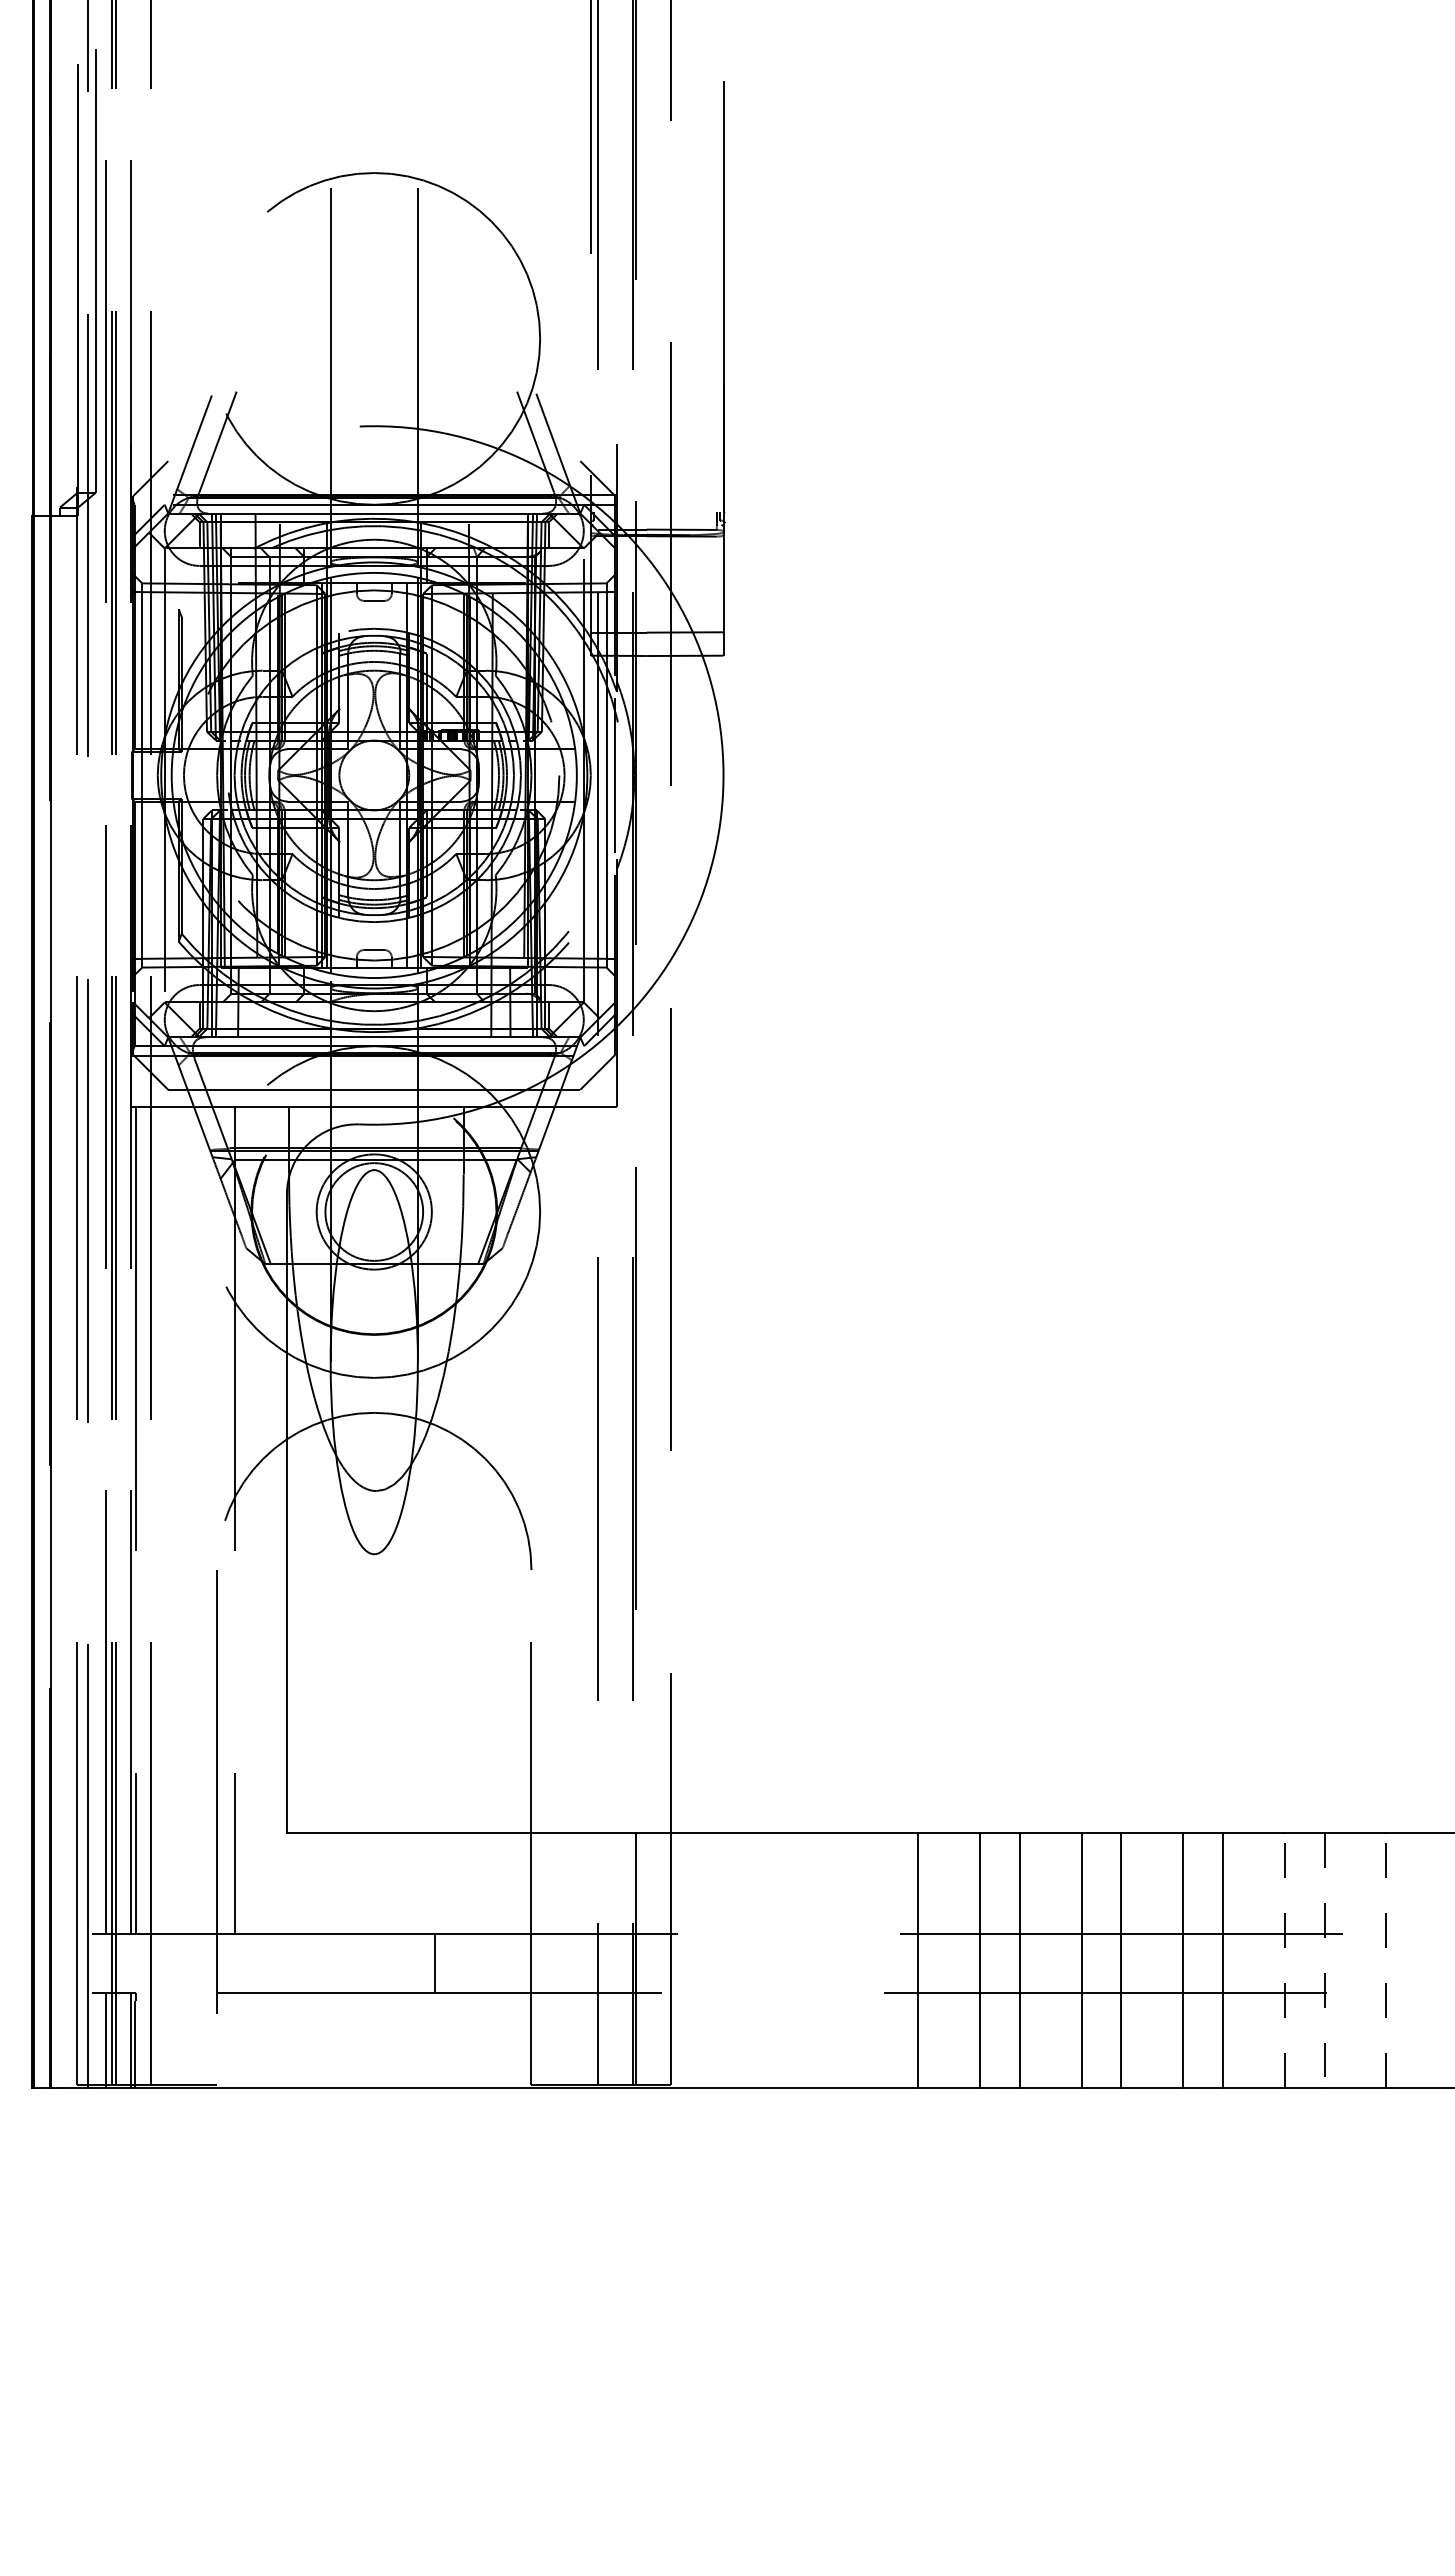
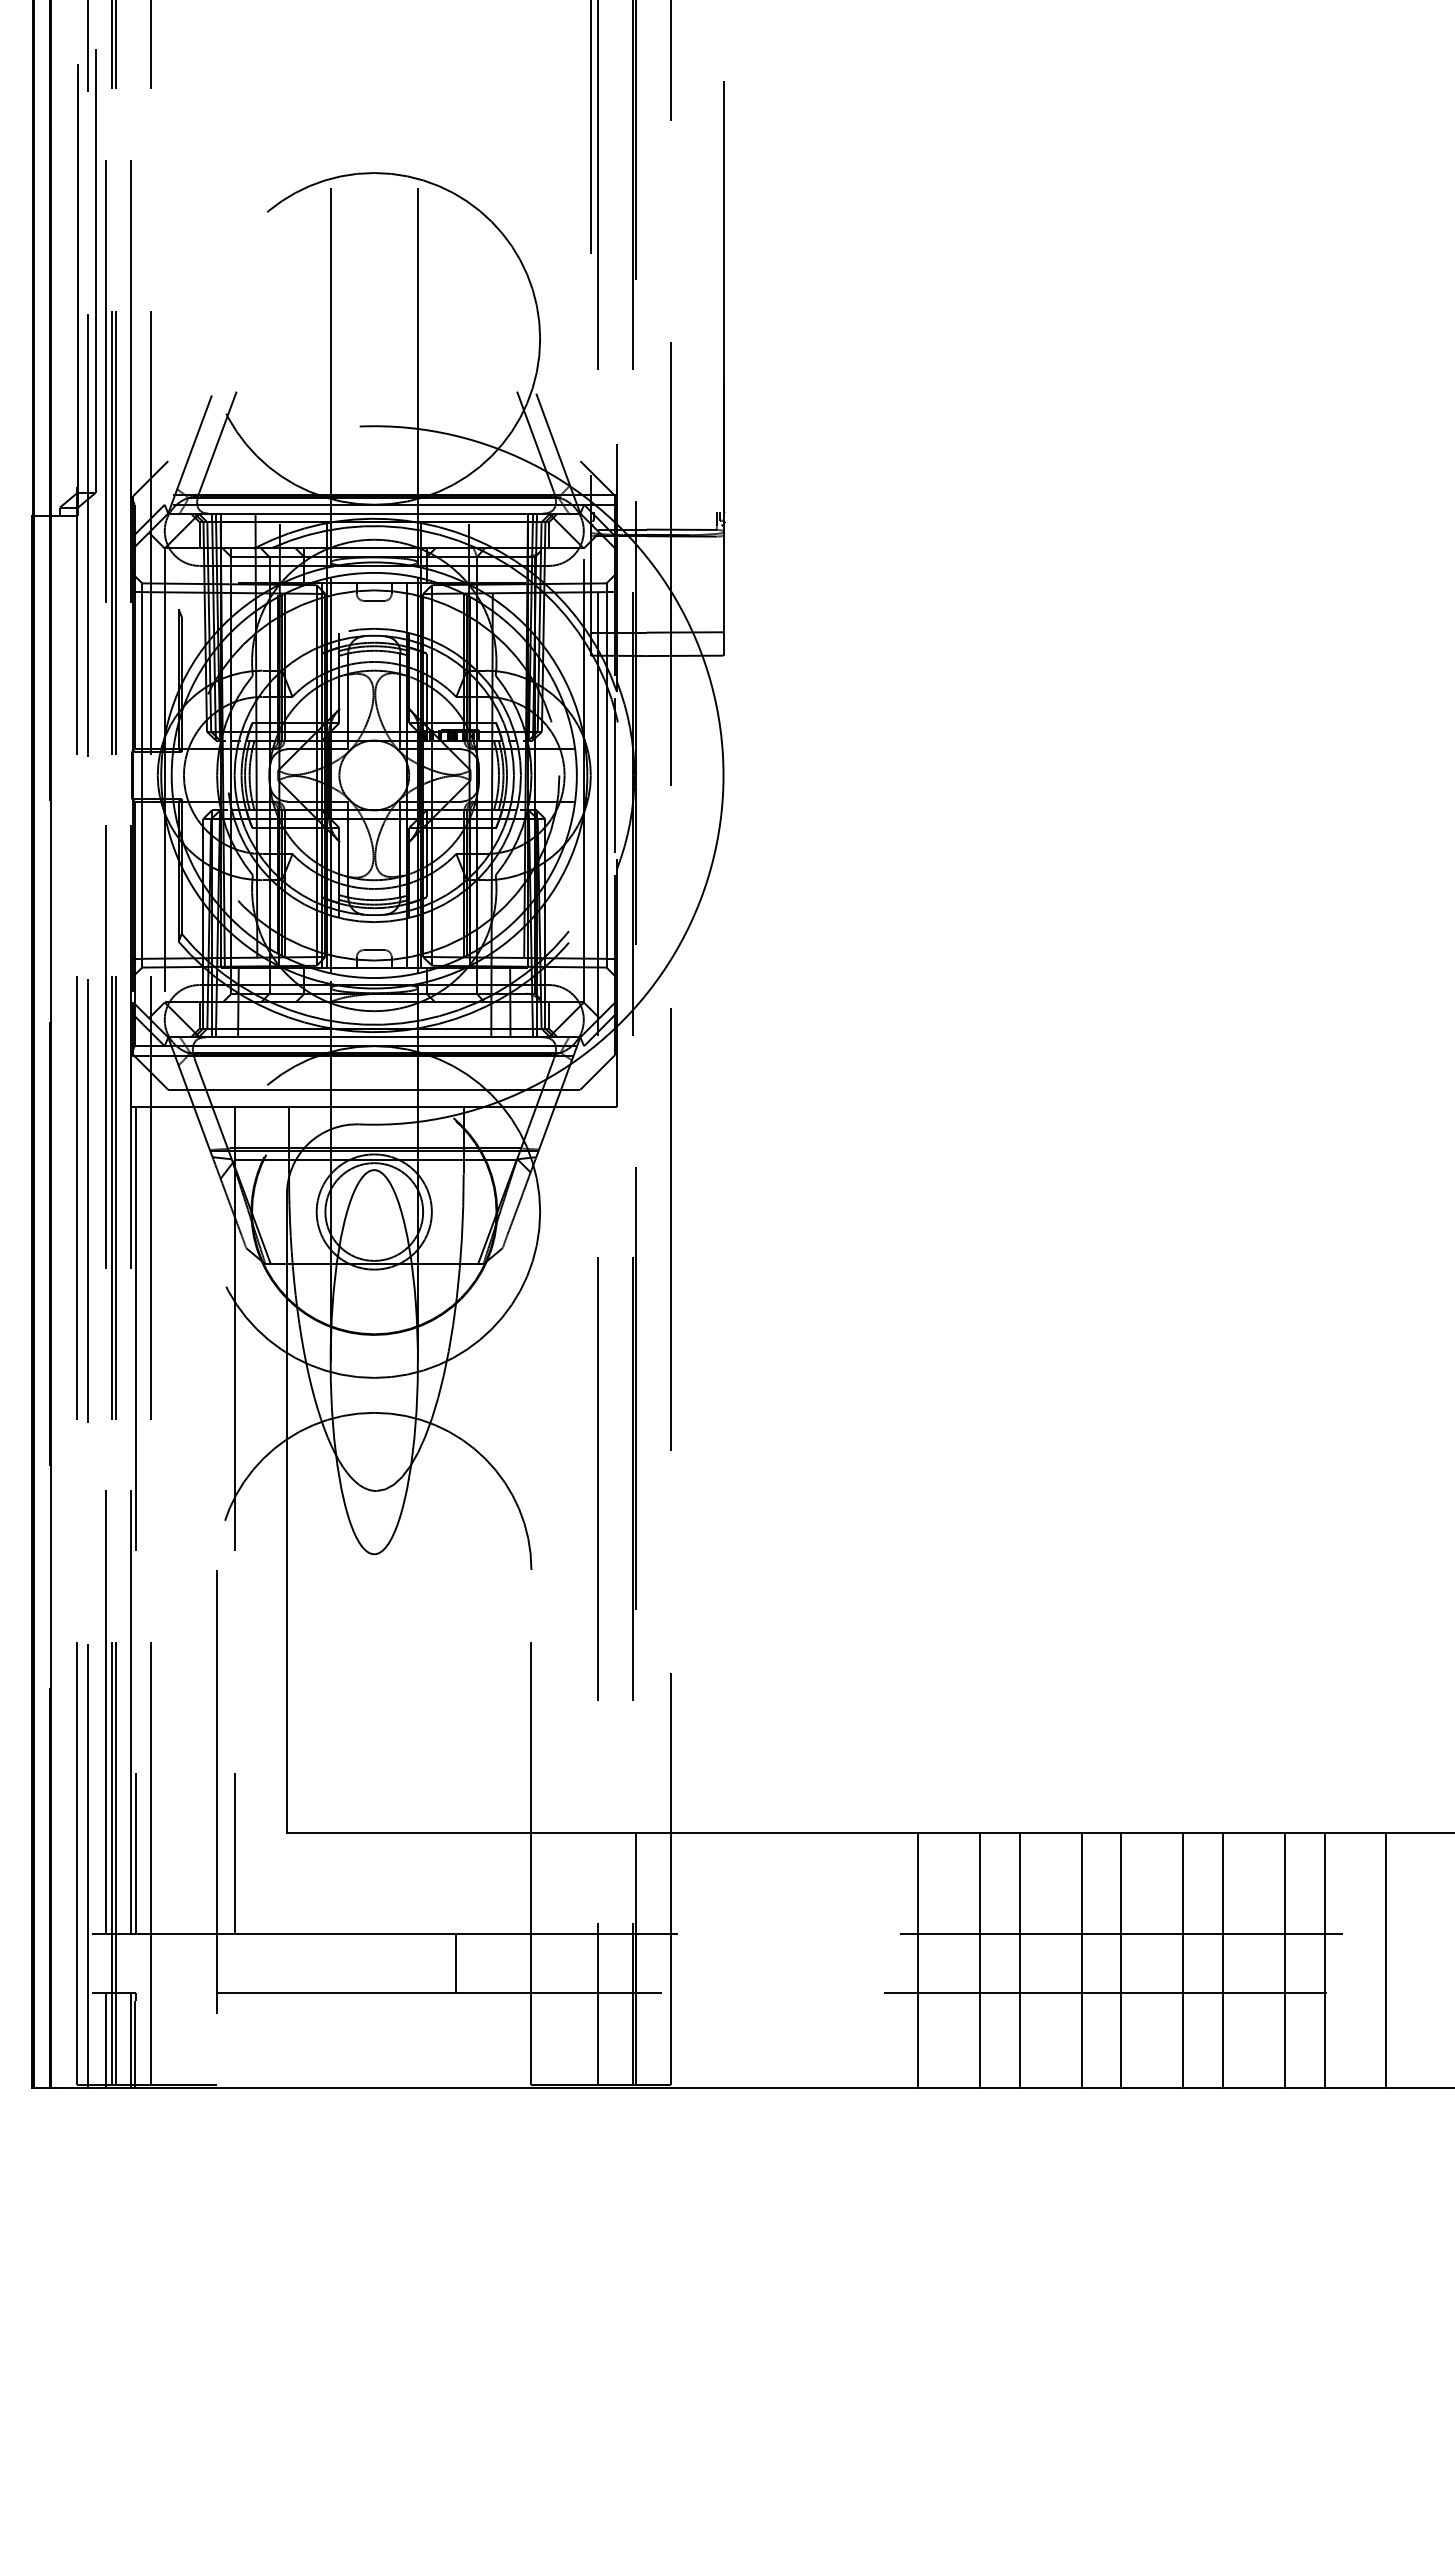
line: dashed -> solid (1284, 1959)
line: dashed -> solid (1386, 1959)
line: dashed -> solid (1324, 1960)
line position: (434, 1963) -> (455, 1963) (455, 1963)
